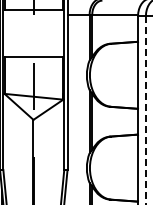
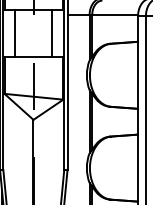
line: none -> present (15, 33)
line: none -> present (51, 33)
line: dashed -> solid (145, 110)
